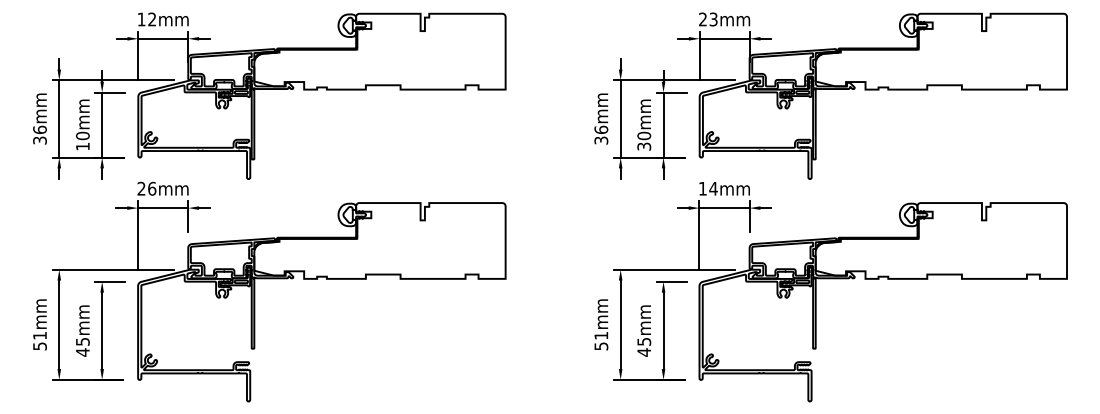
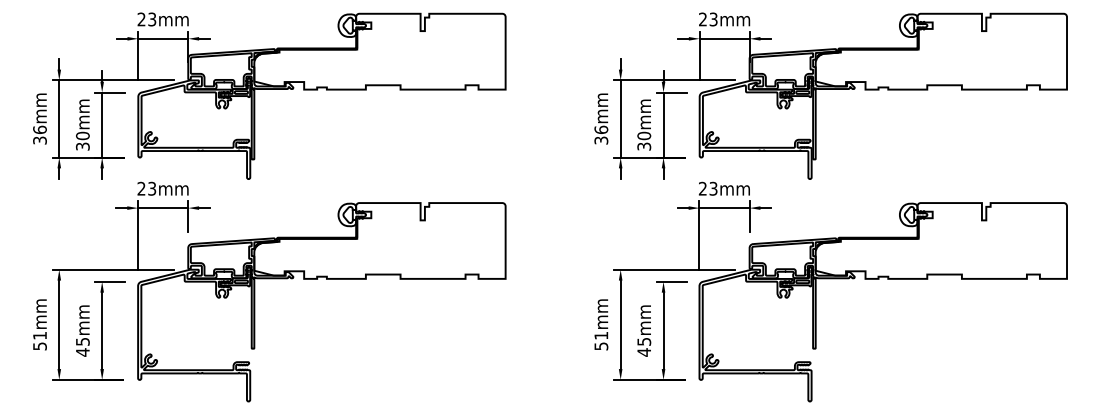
text: 12mm -> 23mm (146, 19)
text: 10mm -> 30mm (82, 146)
text: 26mm -> 23mm (152, 188)
text: 14mm -> 23mm (707, 188)
